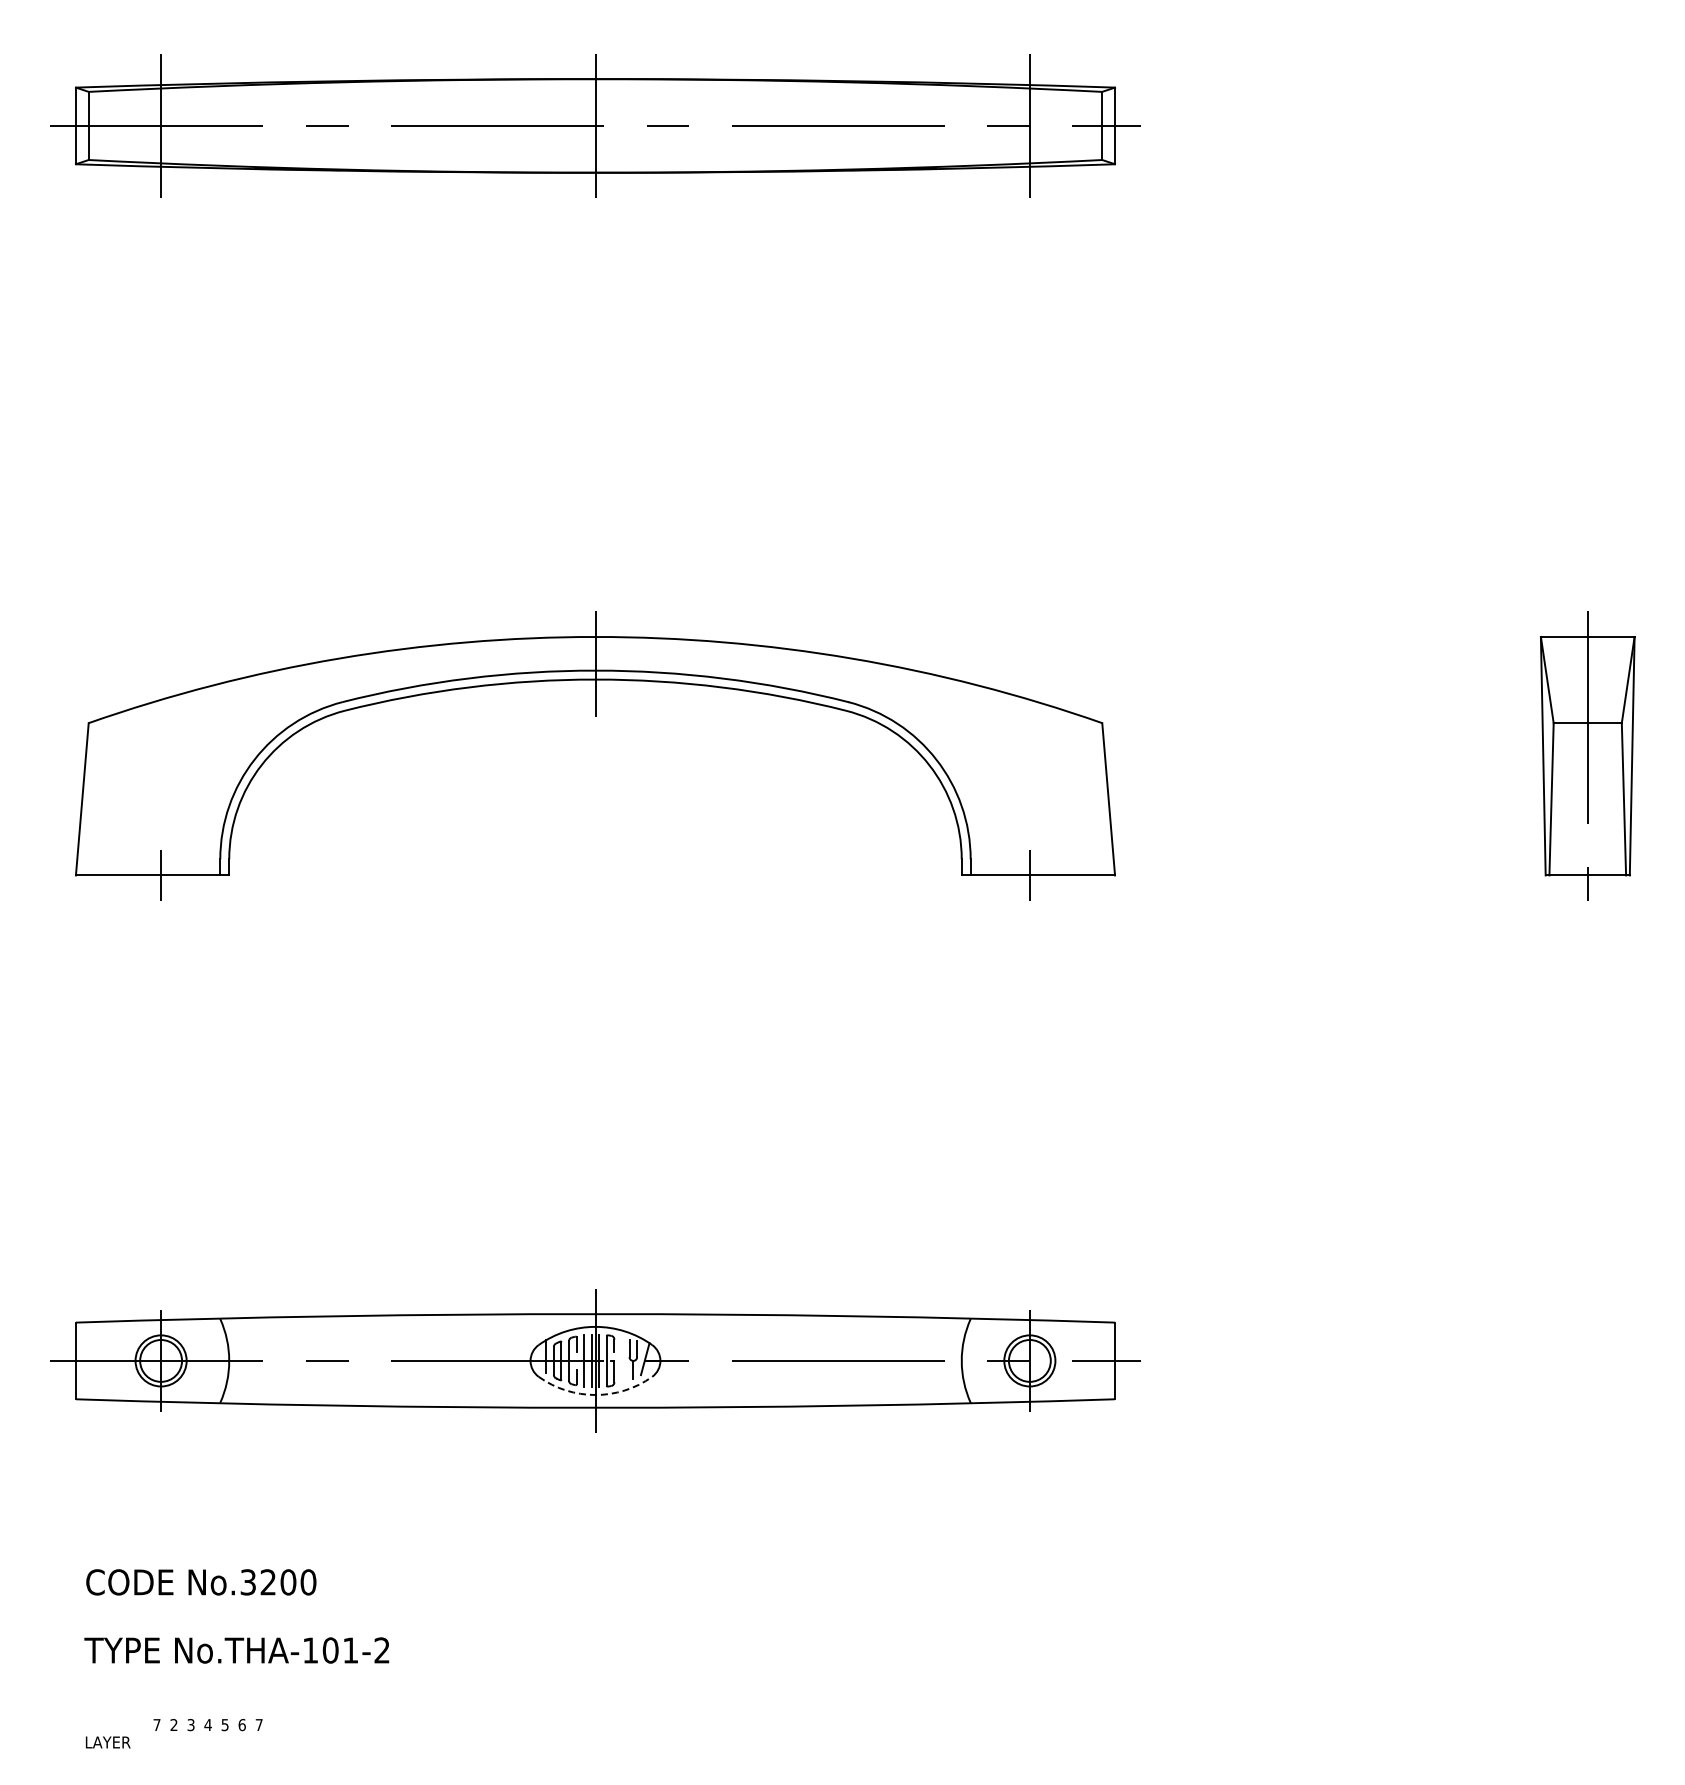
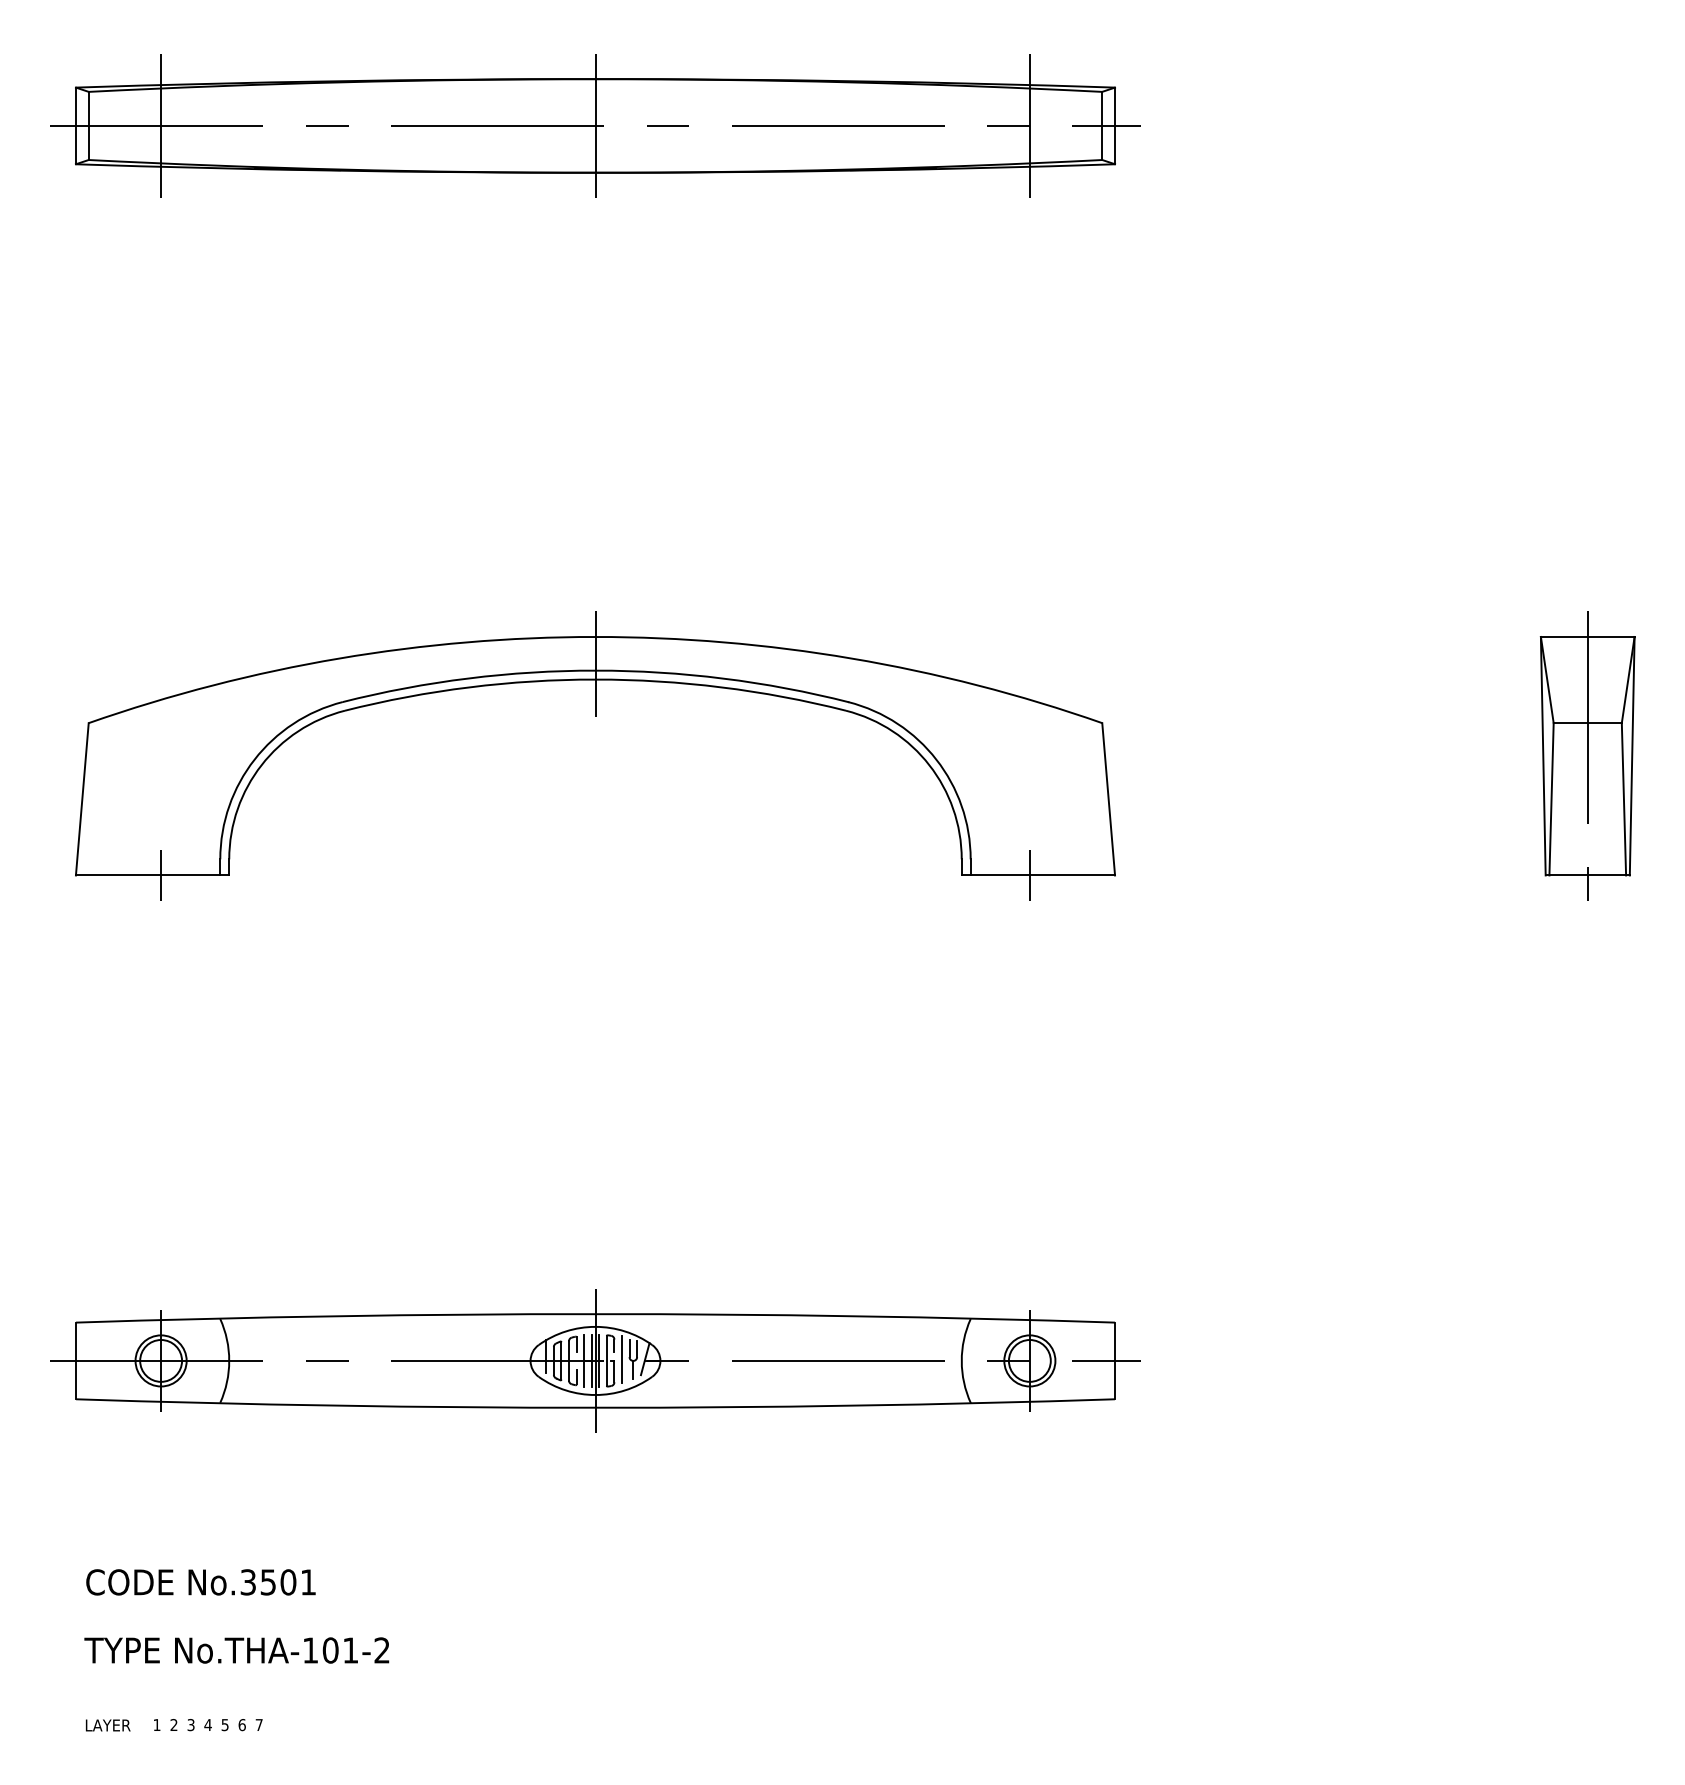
line: none -> present (621, 1359)
arc: dashed -> solid (595, 1395)
text: No.3200 -> No.3501 (288, 1582)
text: 7 -> 1 (156, 1724)
text position: (108, 1742) -> (108, 1725) (108, 1725)
